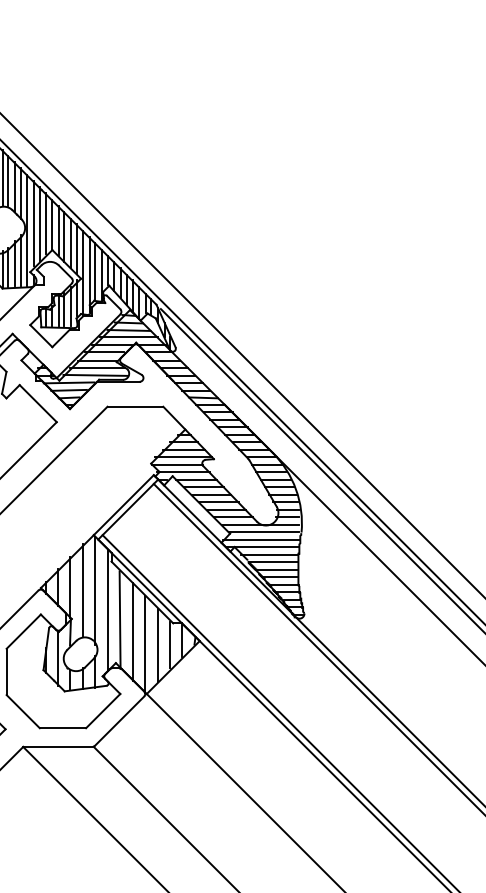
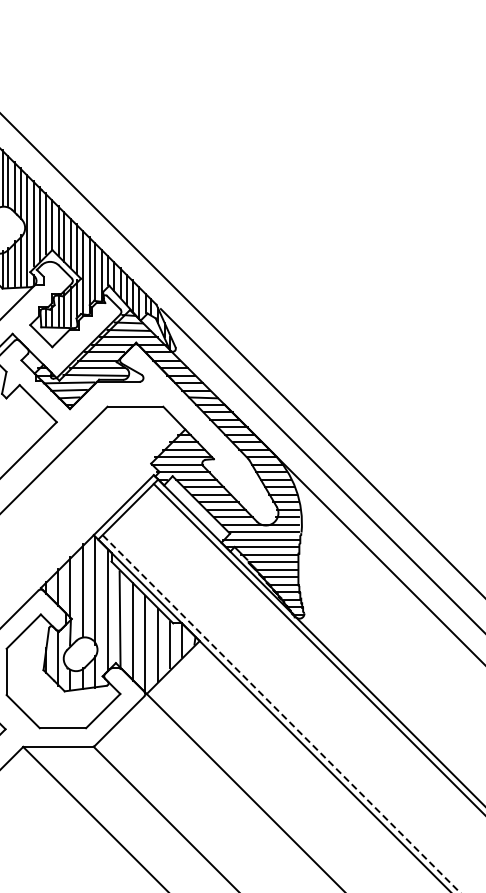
line: present -> none (242, 381)
line: solid -> dashed (281, 714)
